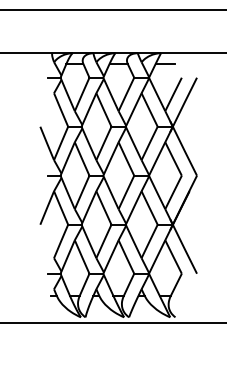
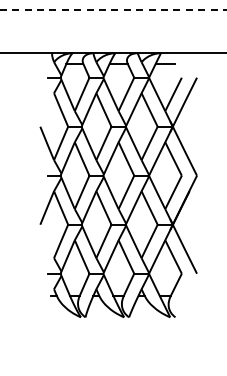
line: solid -> dashed (113, 10)
line: present -> none (112, 322)
